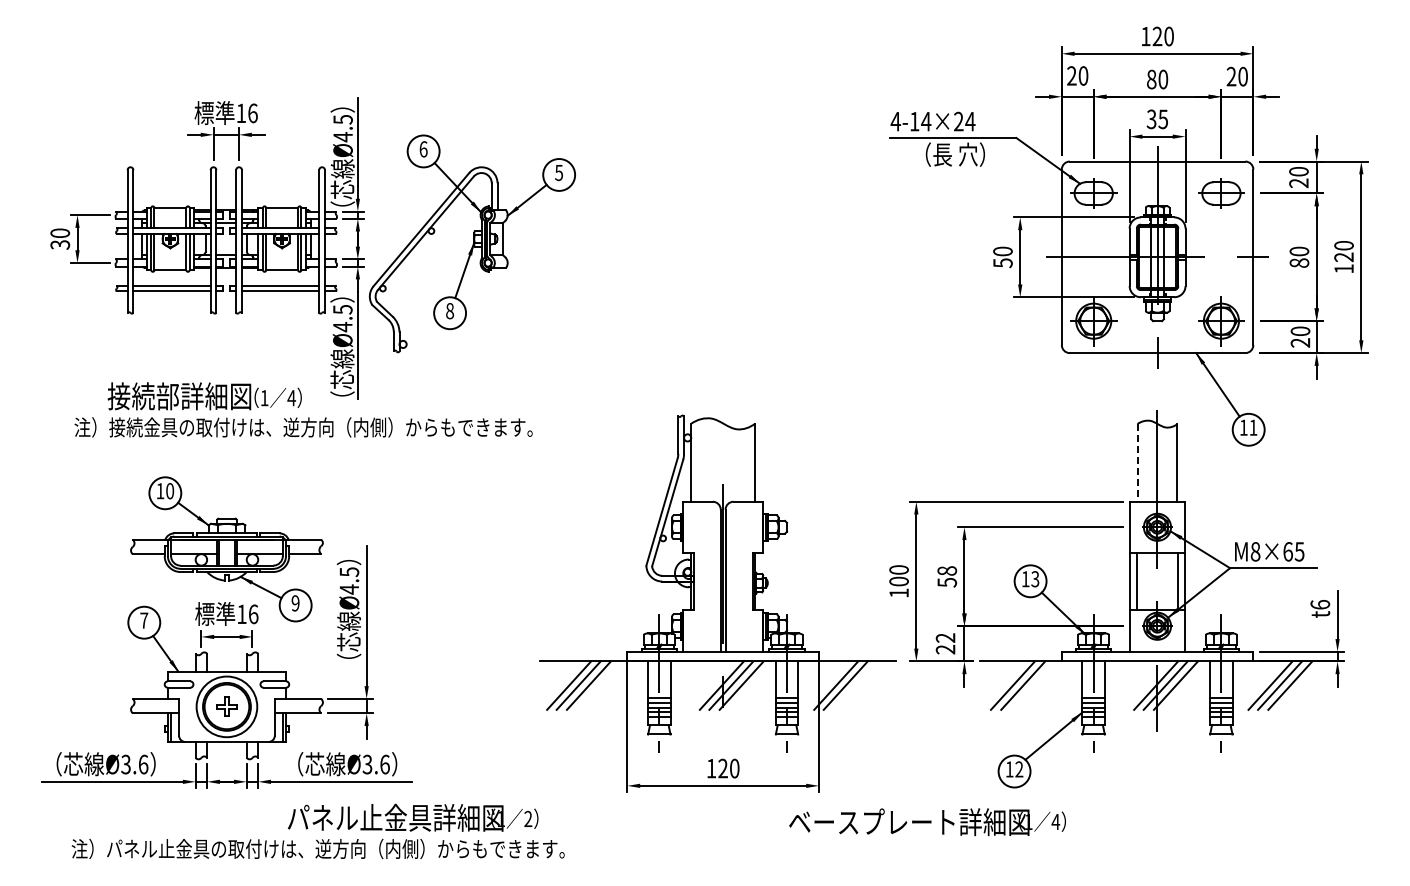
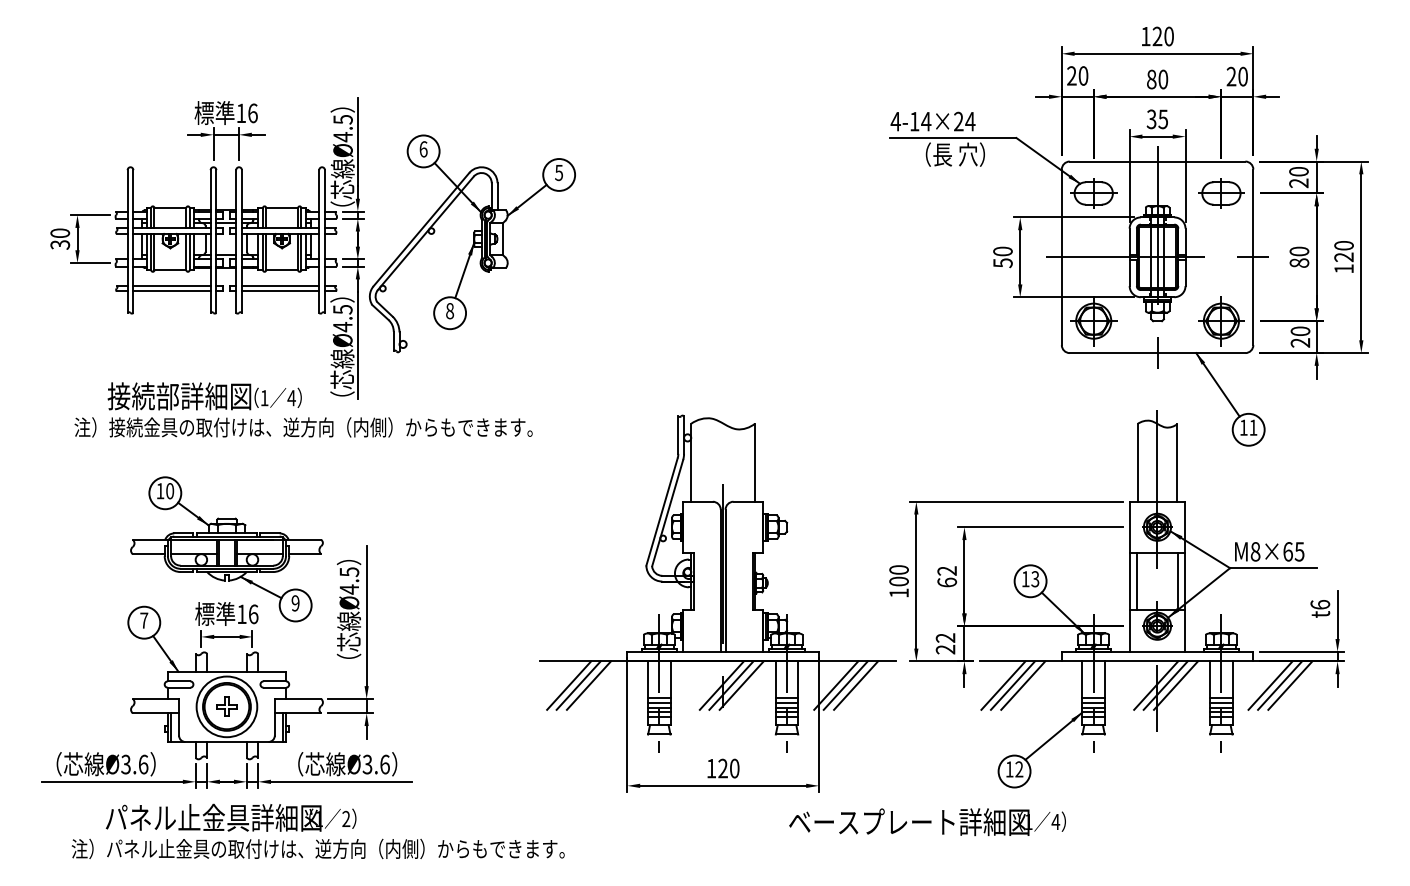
line: dashed -> solid (1137, 462)
text: 58 -> 62 (947, 576)
line: none -> present (856, 685)
line: none -> present (1003, 685)
text position: (412, 817) -> (230, 817) (230, 817)
